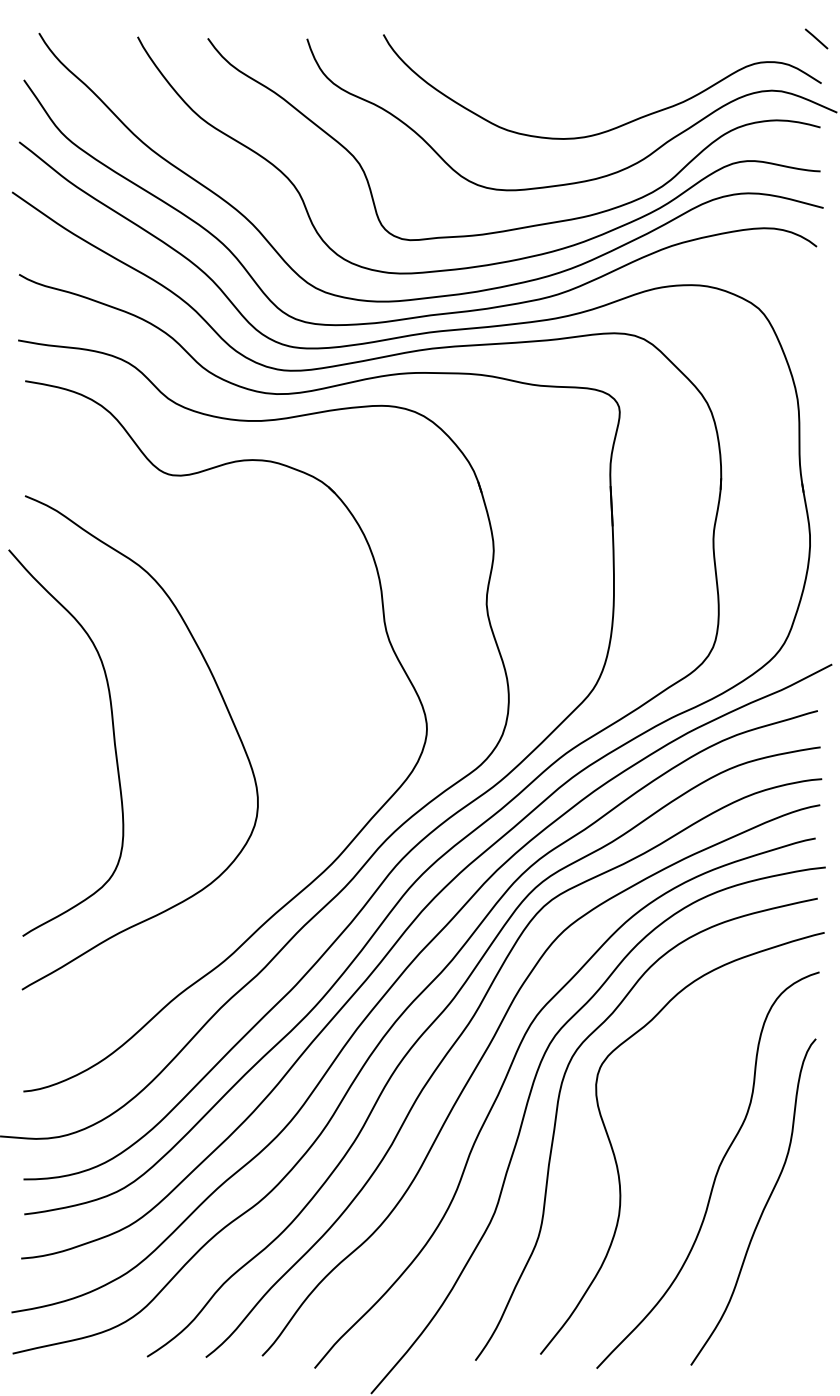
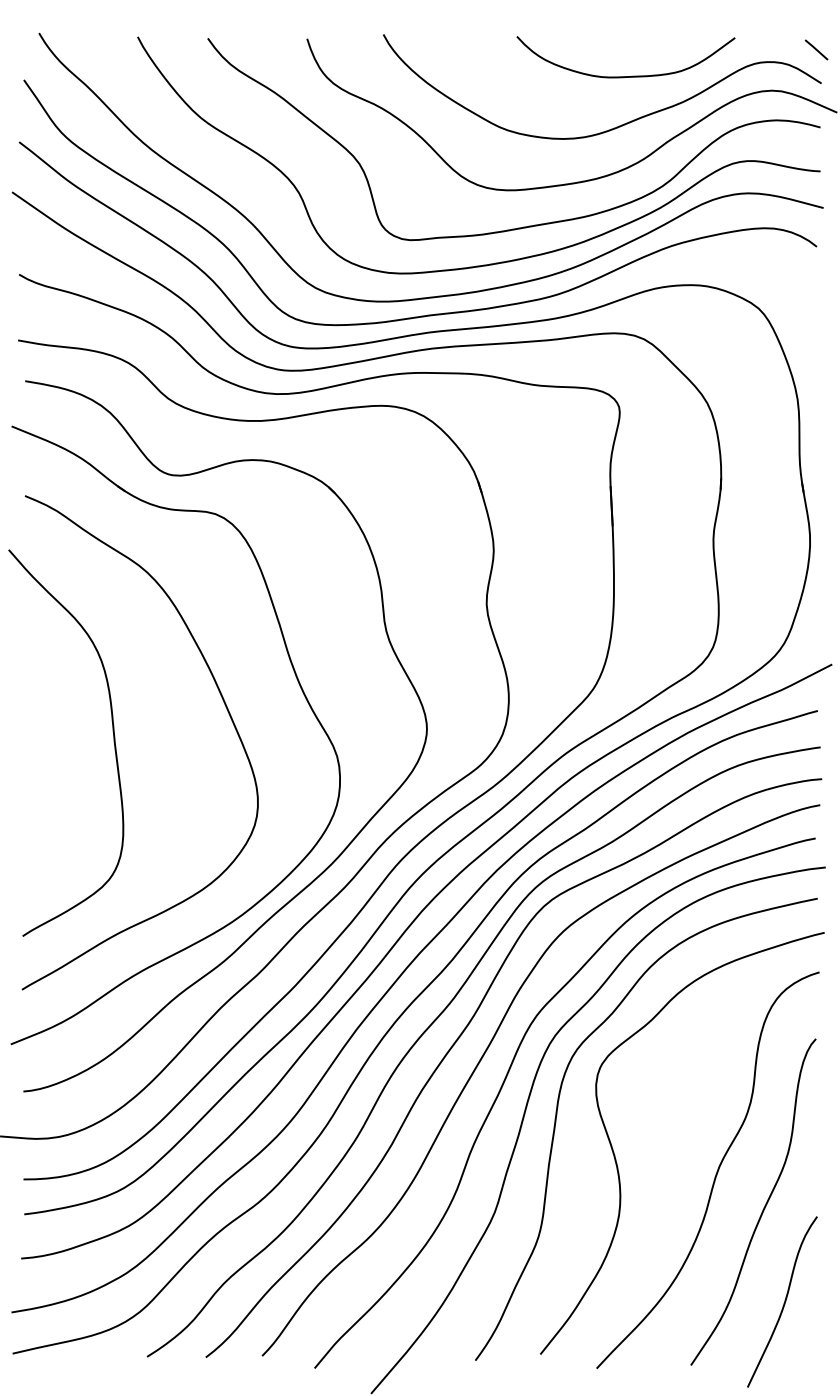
line position: (816, 38) -> (816, 49) (816, 49)
curve: none -> present (625, 76)
part: none -> present (298, 684)
curve: none -> present (784, 1301)
